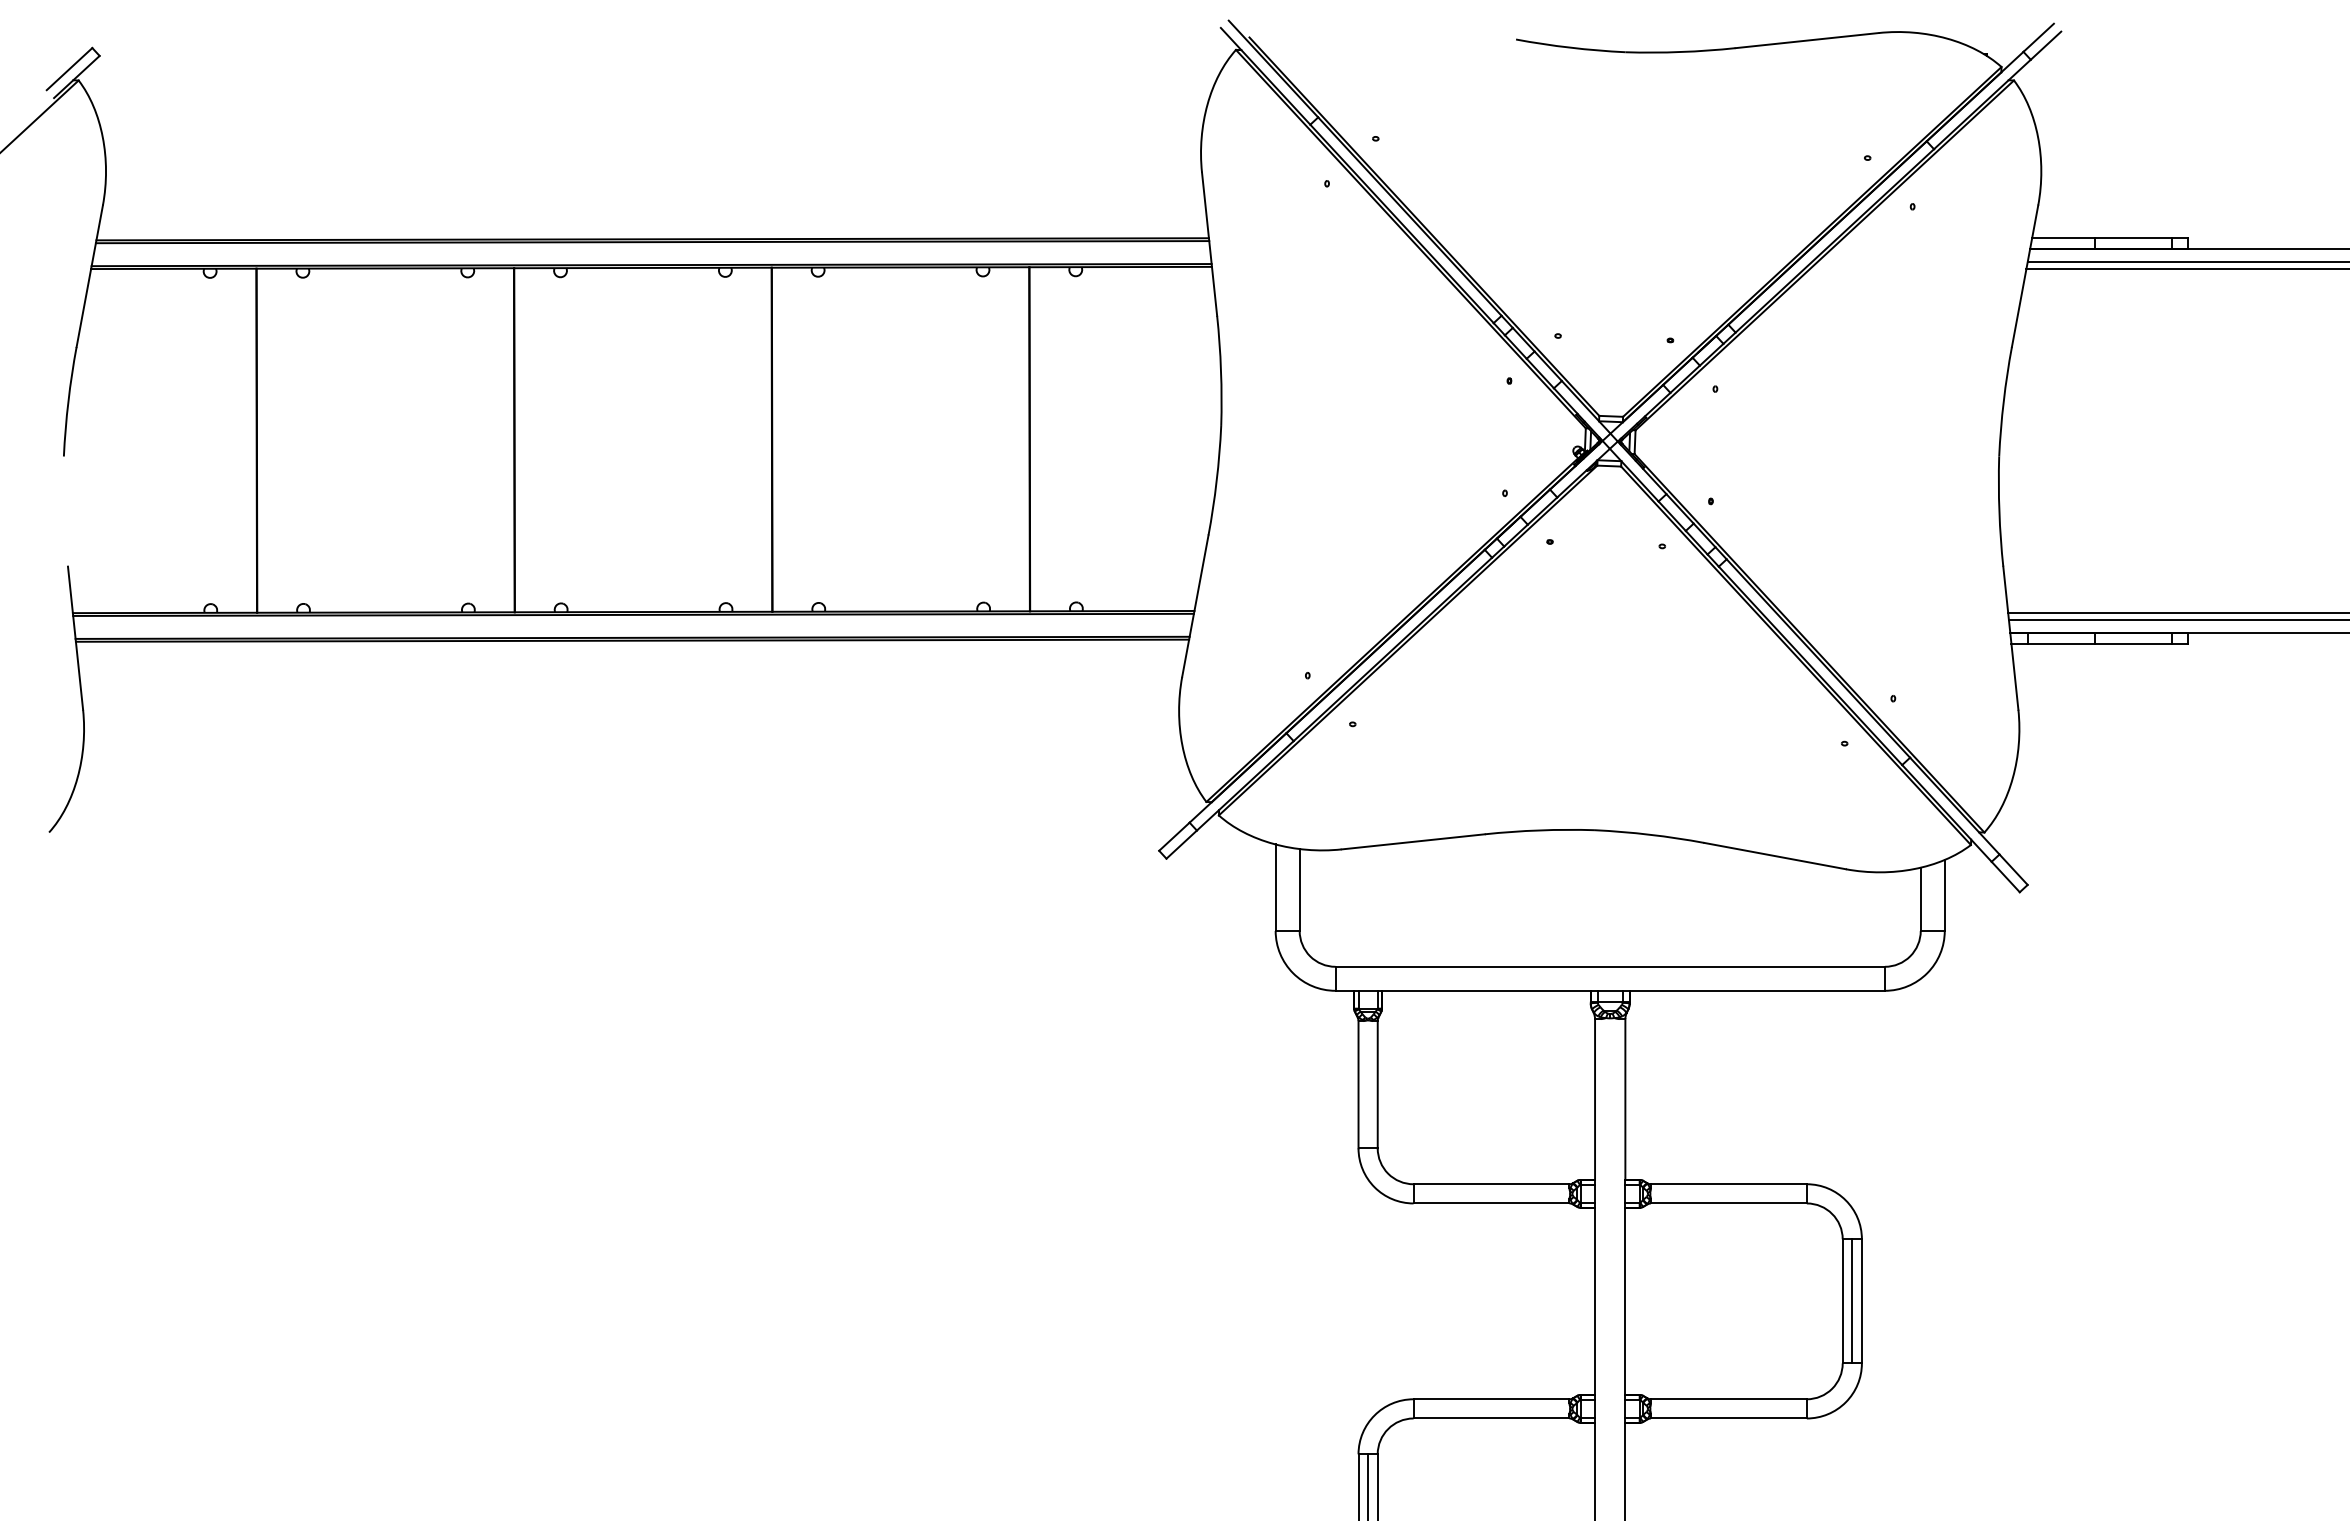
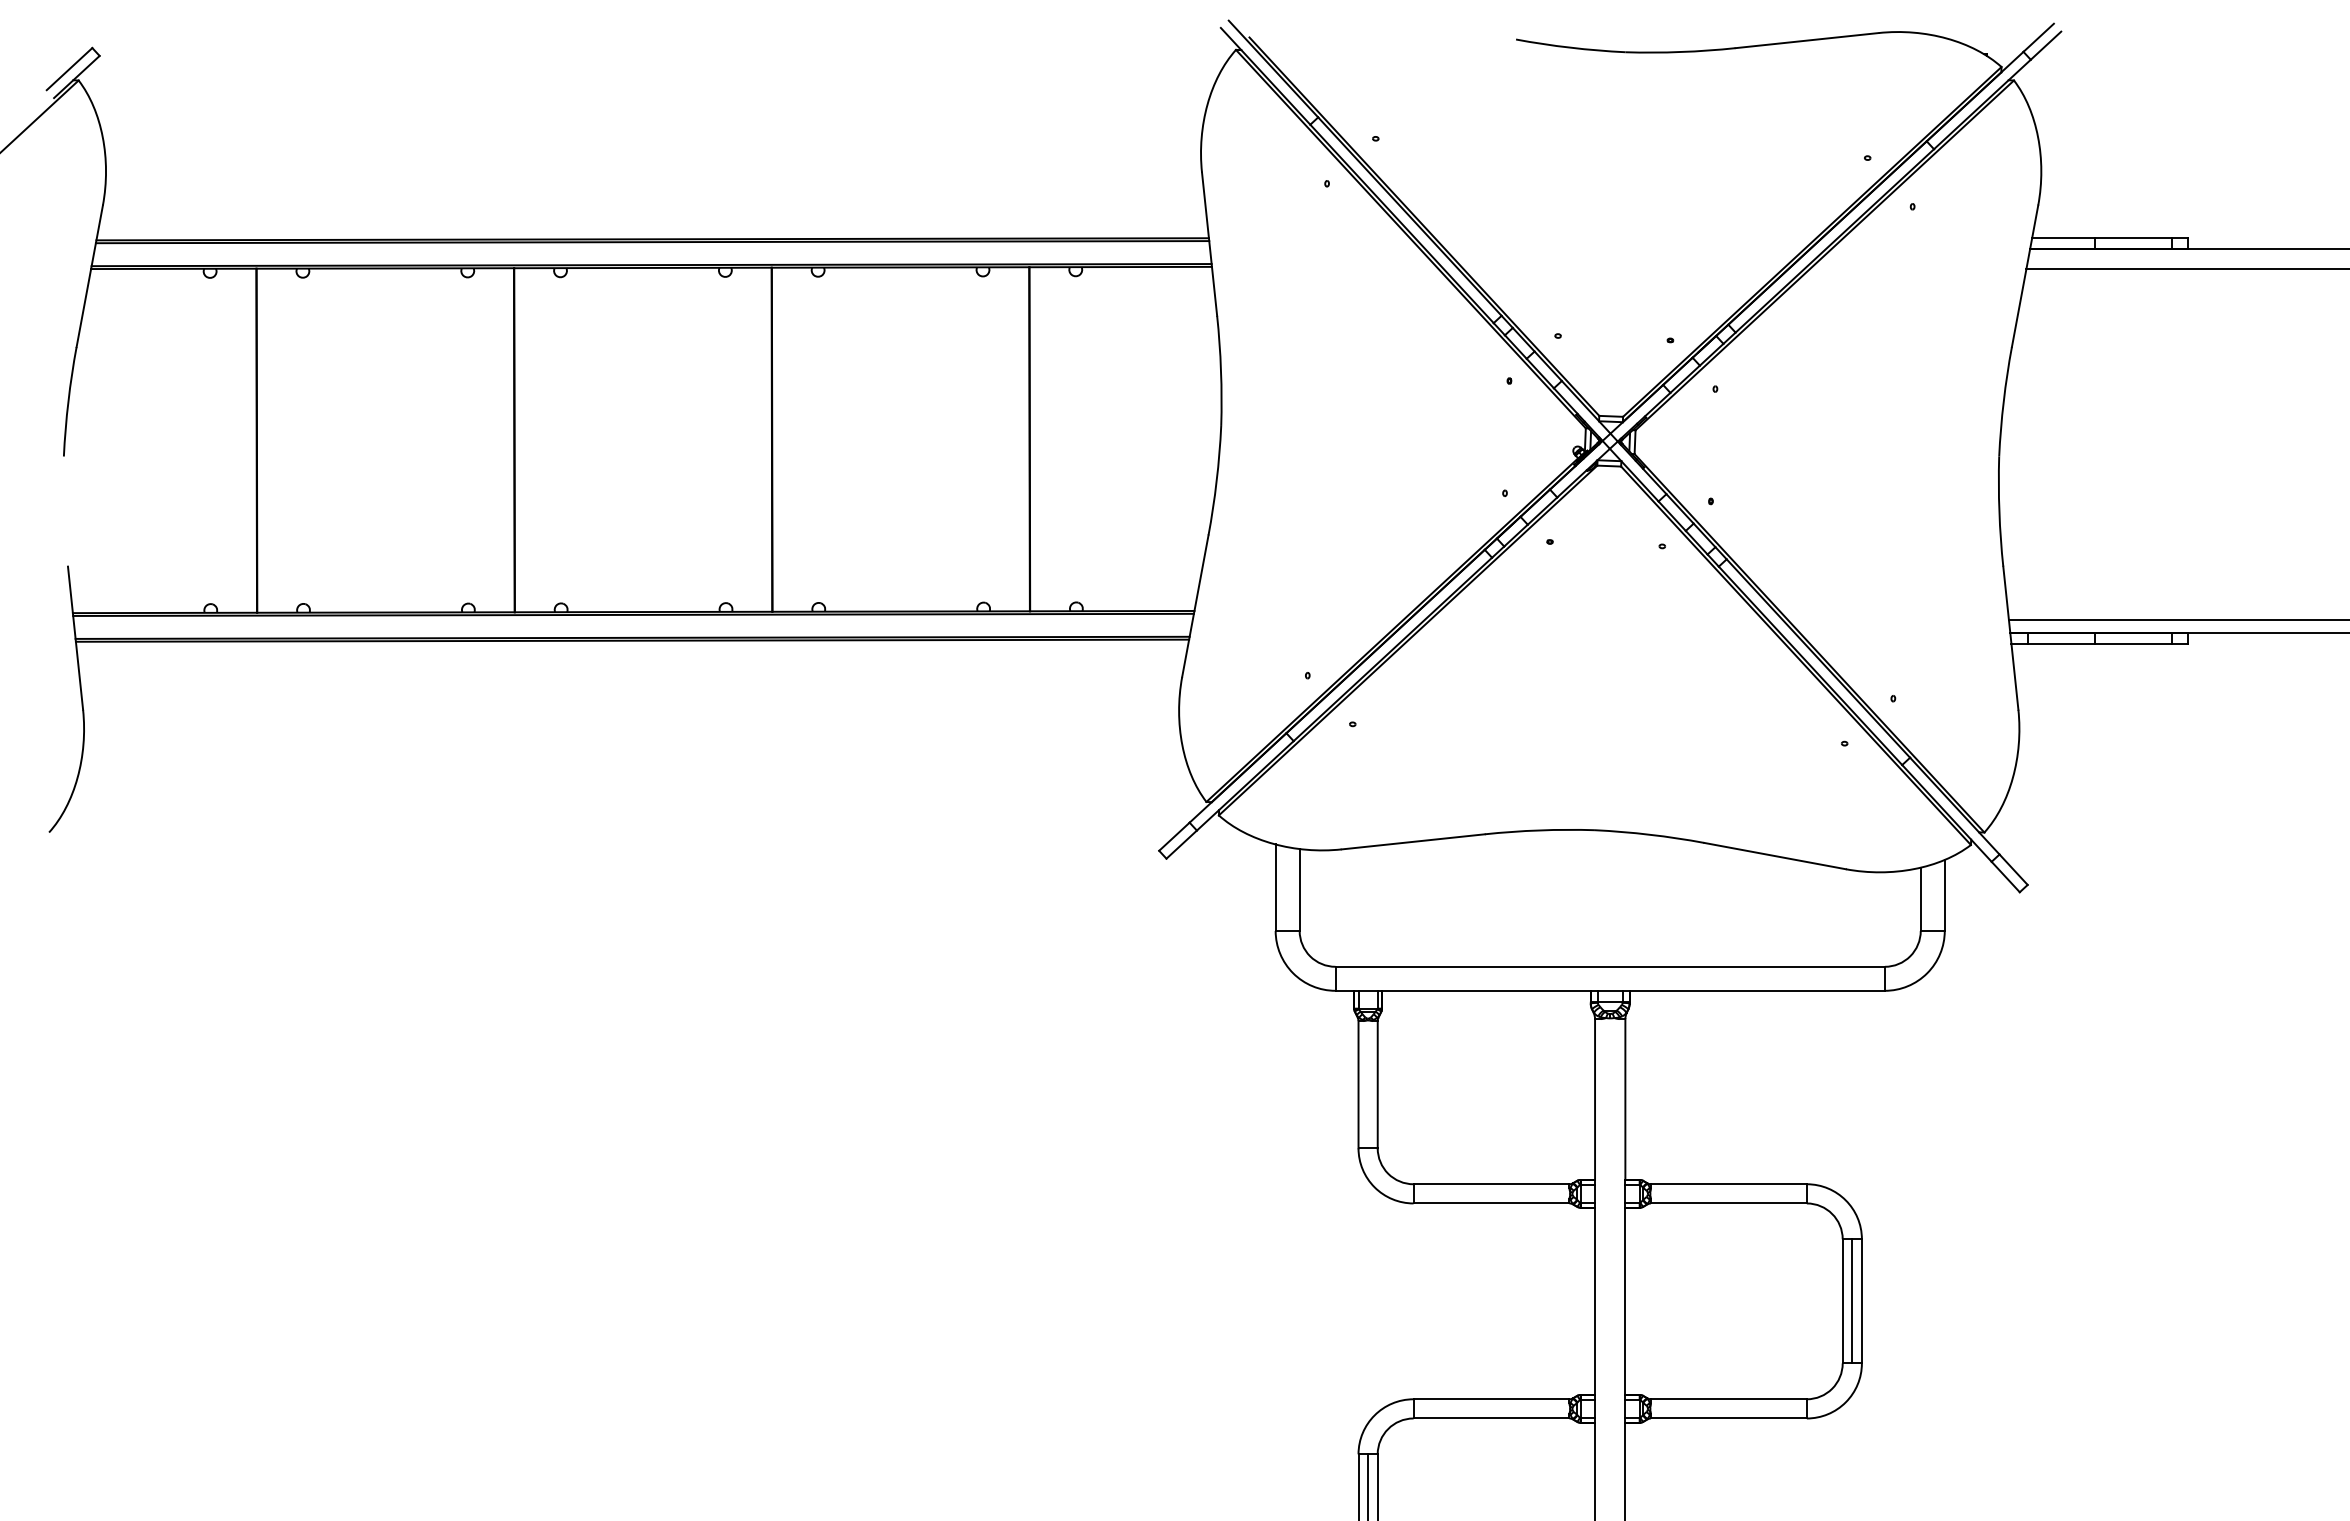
line: present -> none (2186, 262)
line: present -> none (2177, 613)
